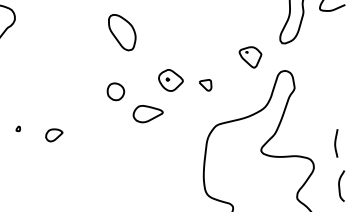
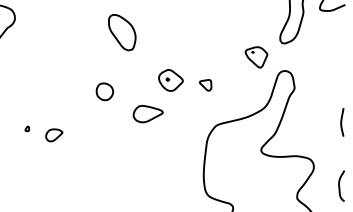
part position: (250, 57) -> (256, 57) (256, 57)
part position: (115, 91) -> (104, 91) (104, 91)
part position: (17, 128) -> (26, 128) (26, 128)
curve position: (336, 143) -> (342, 122) (342, 122)
